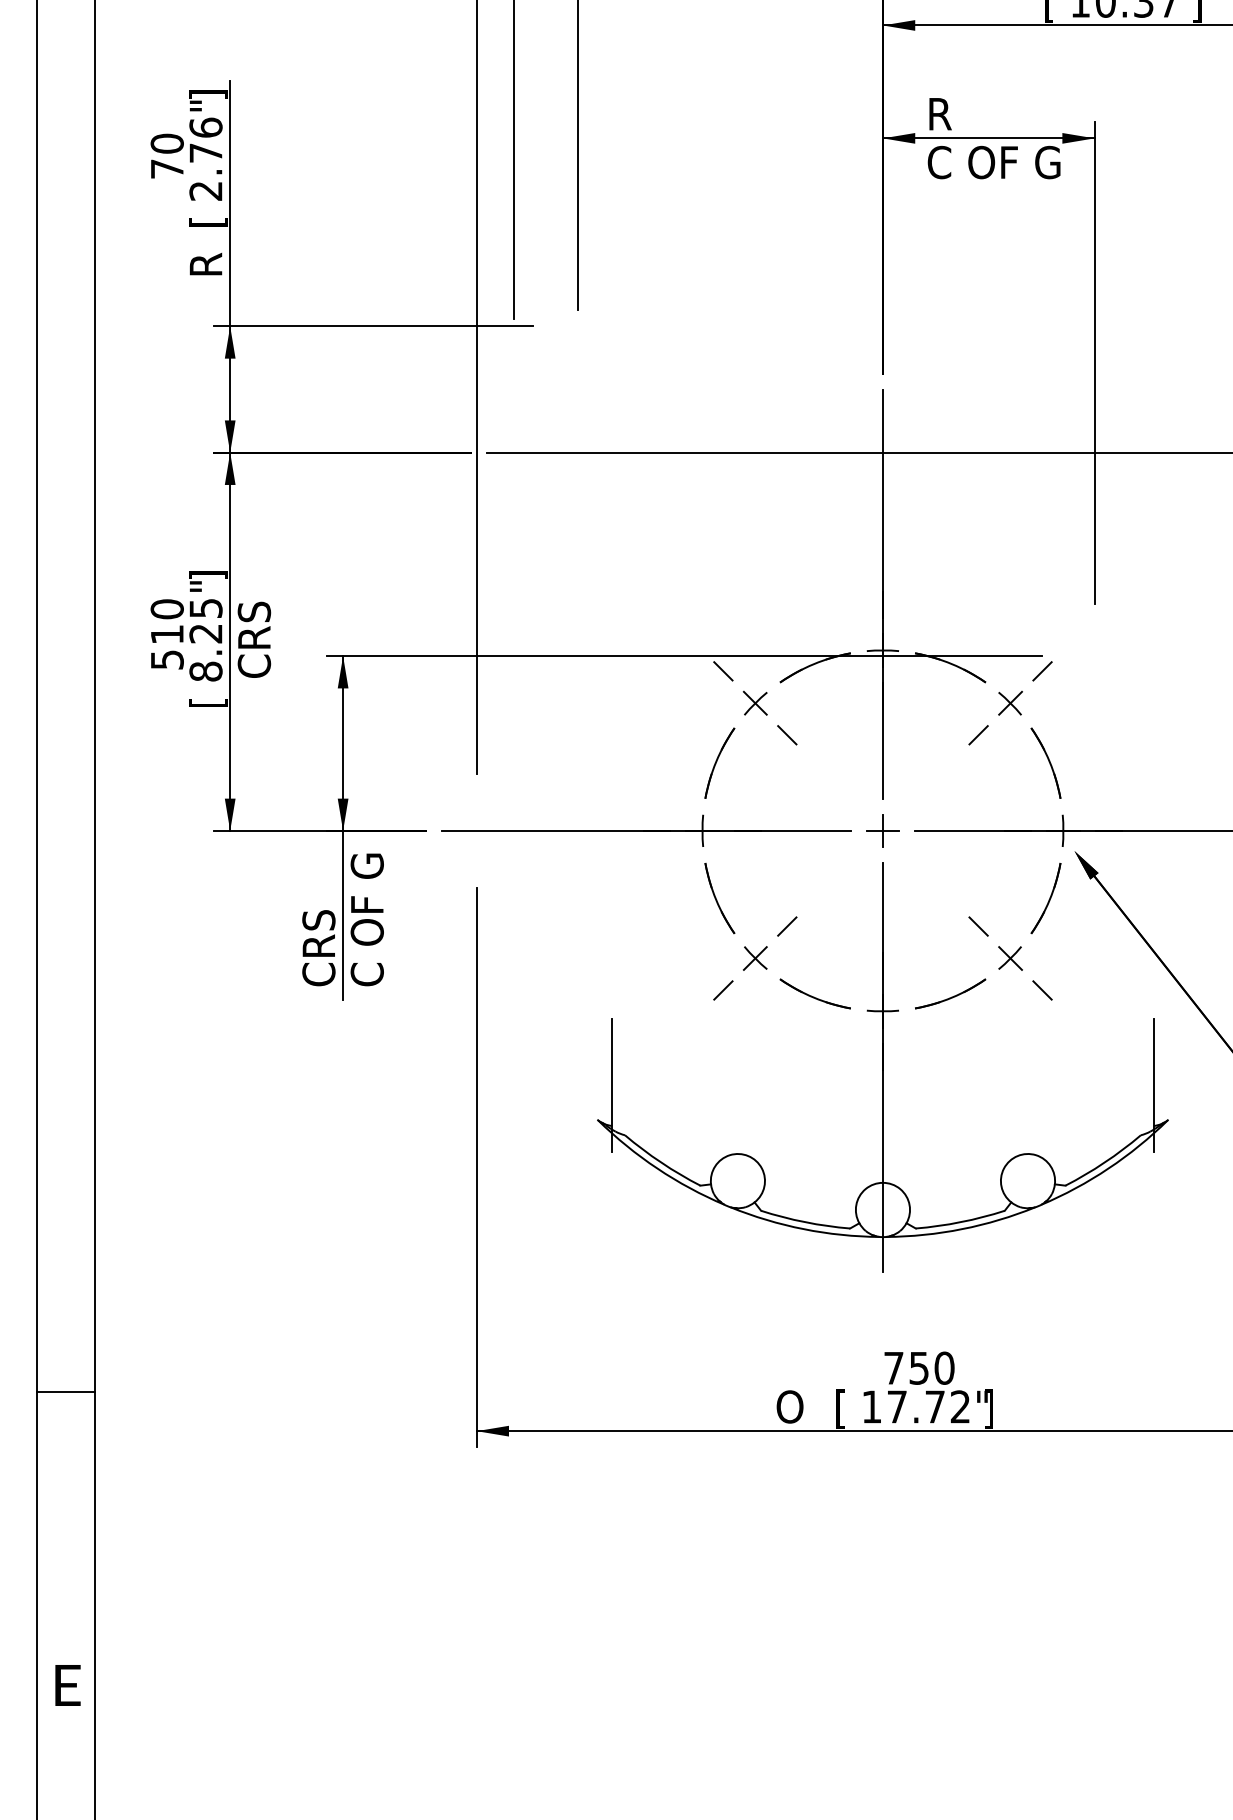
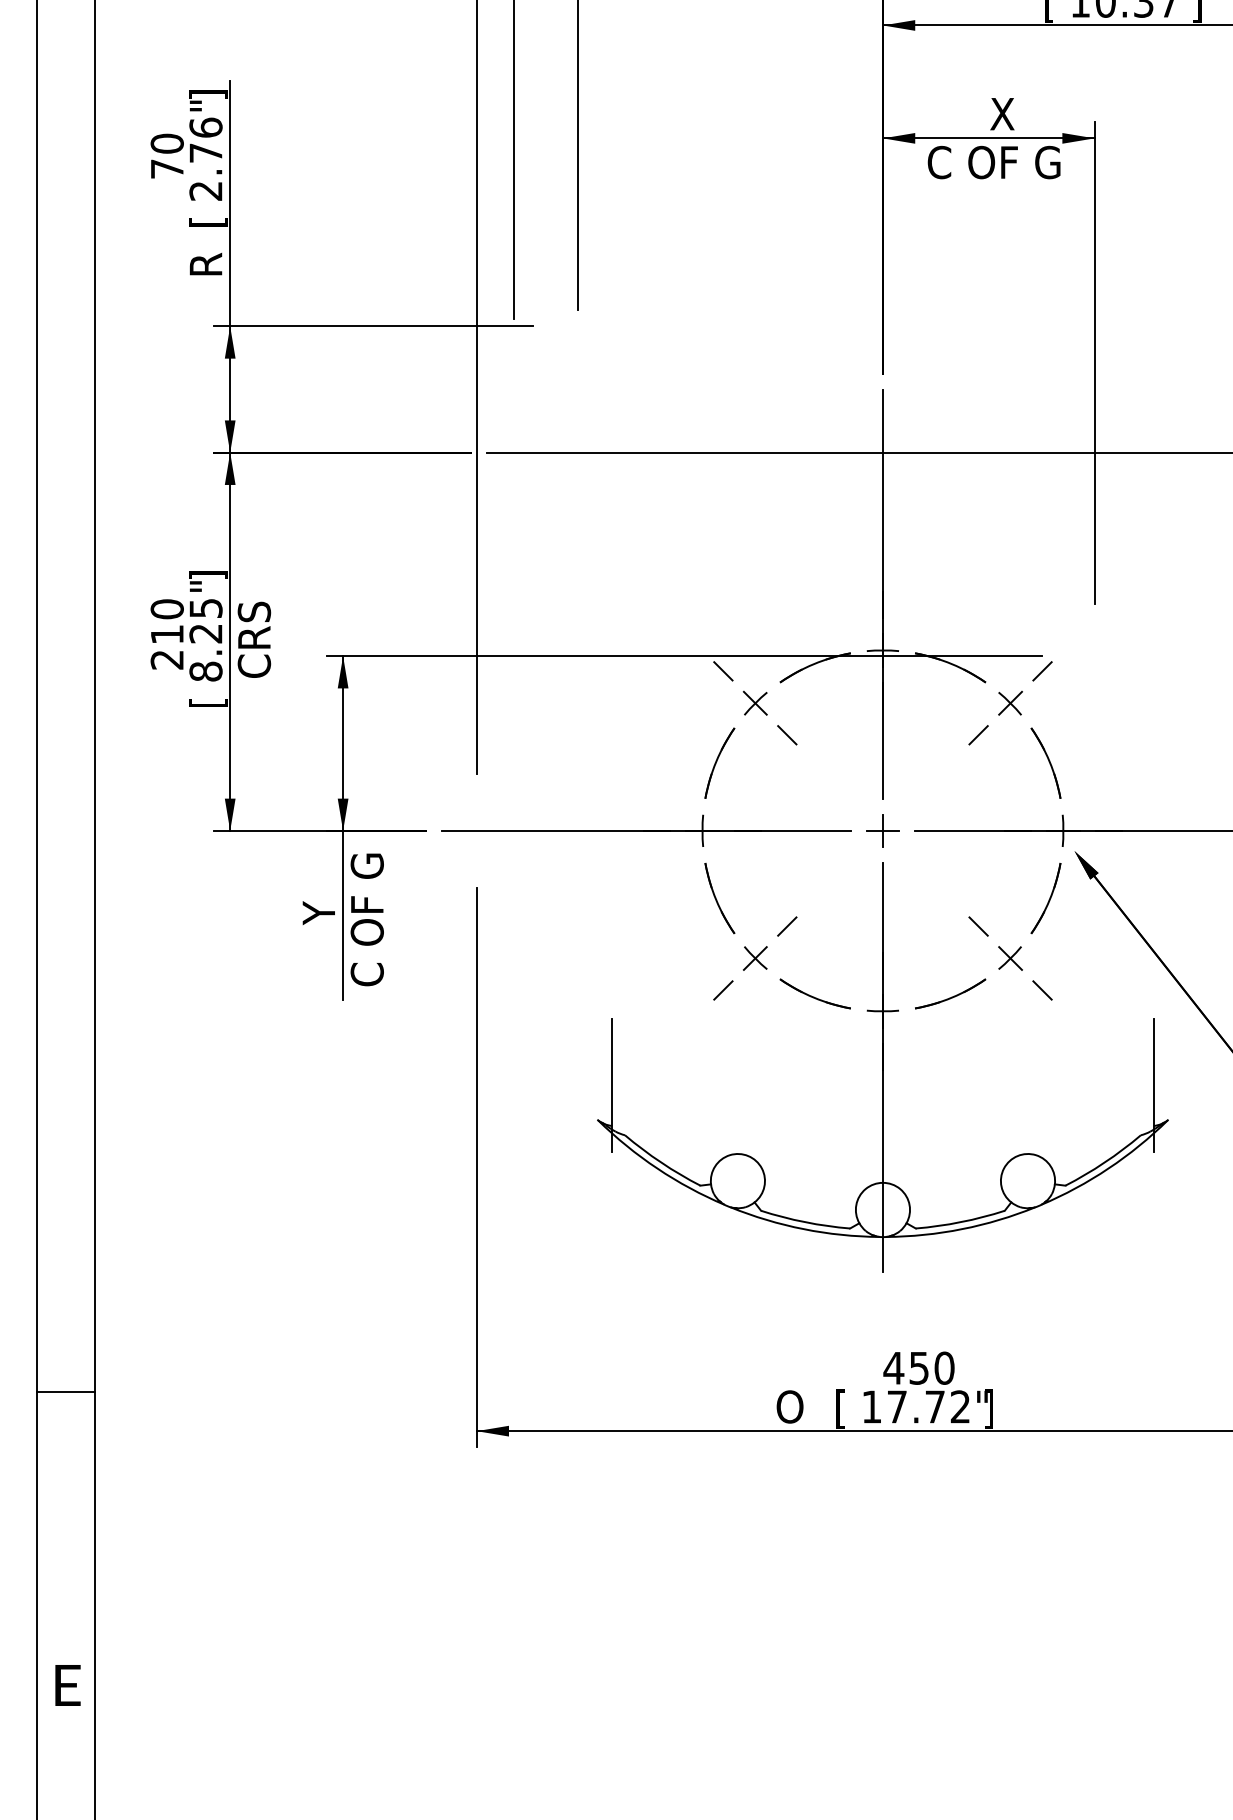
text: R -> X (971, 114)
text: 510 -> 210 (166, 659)
text: CRS -> Y (318, 943)
text: 750 -> 450 (893, 1368)
